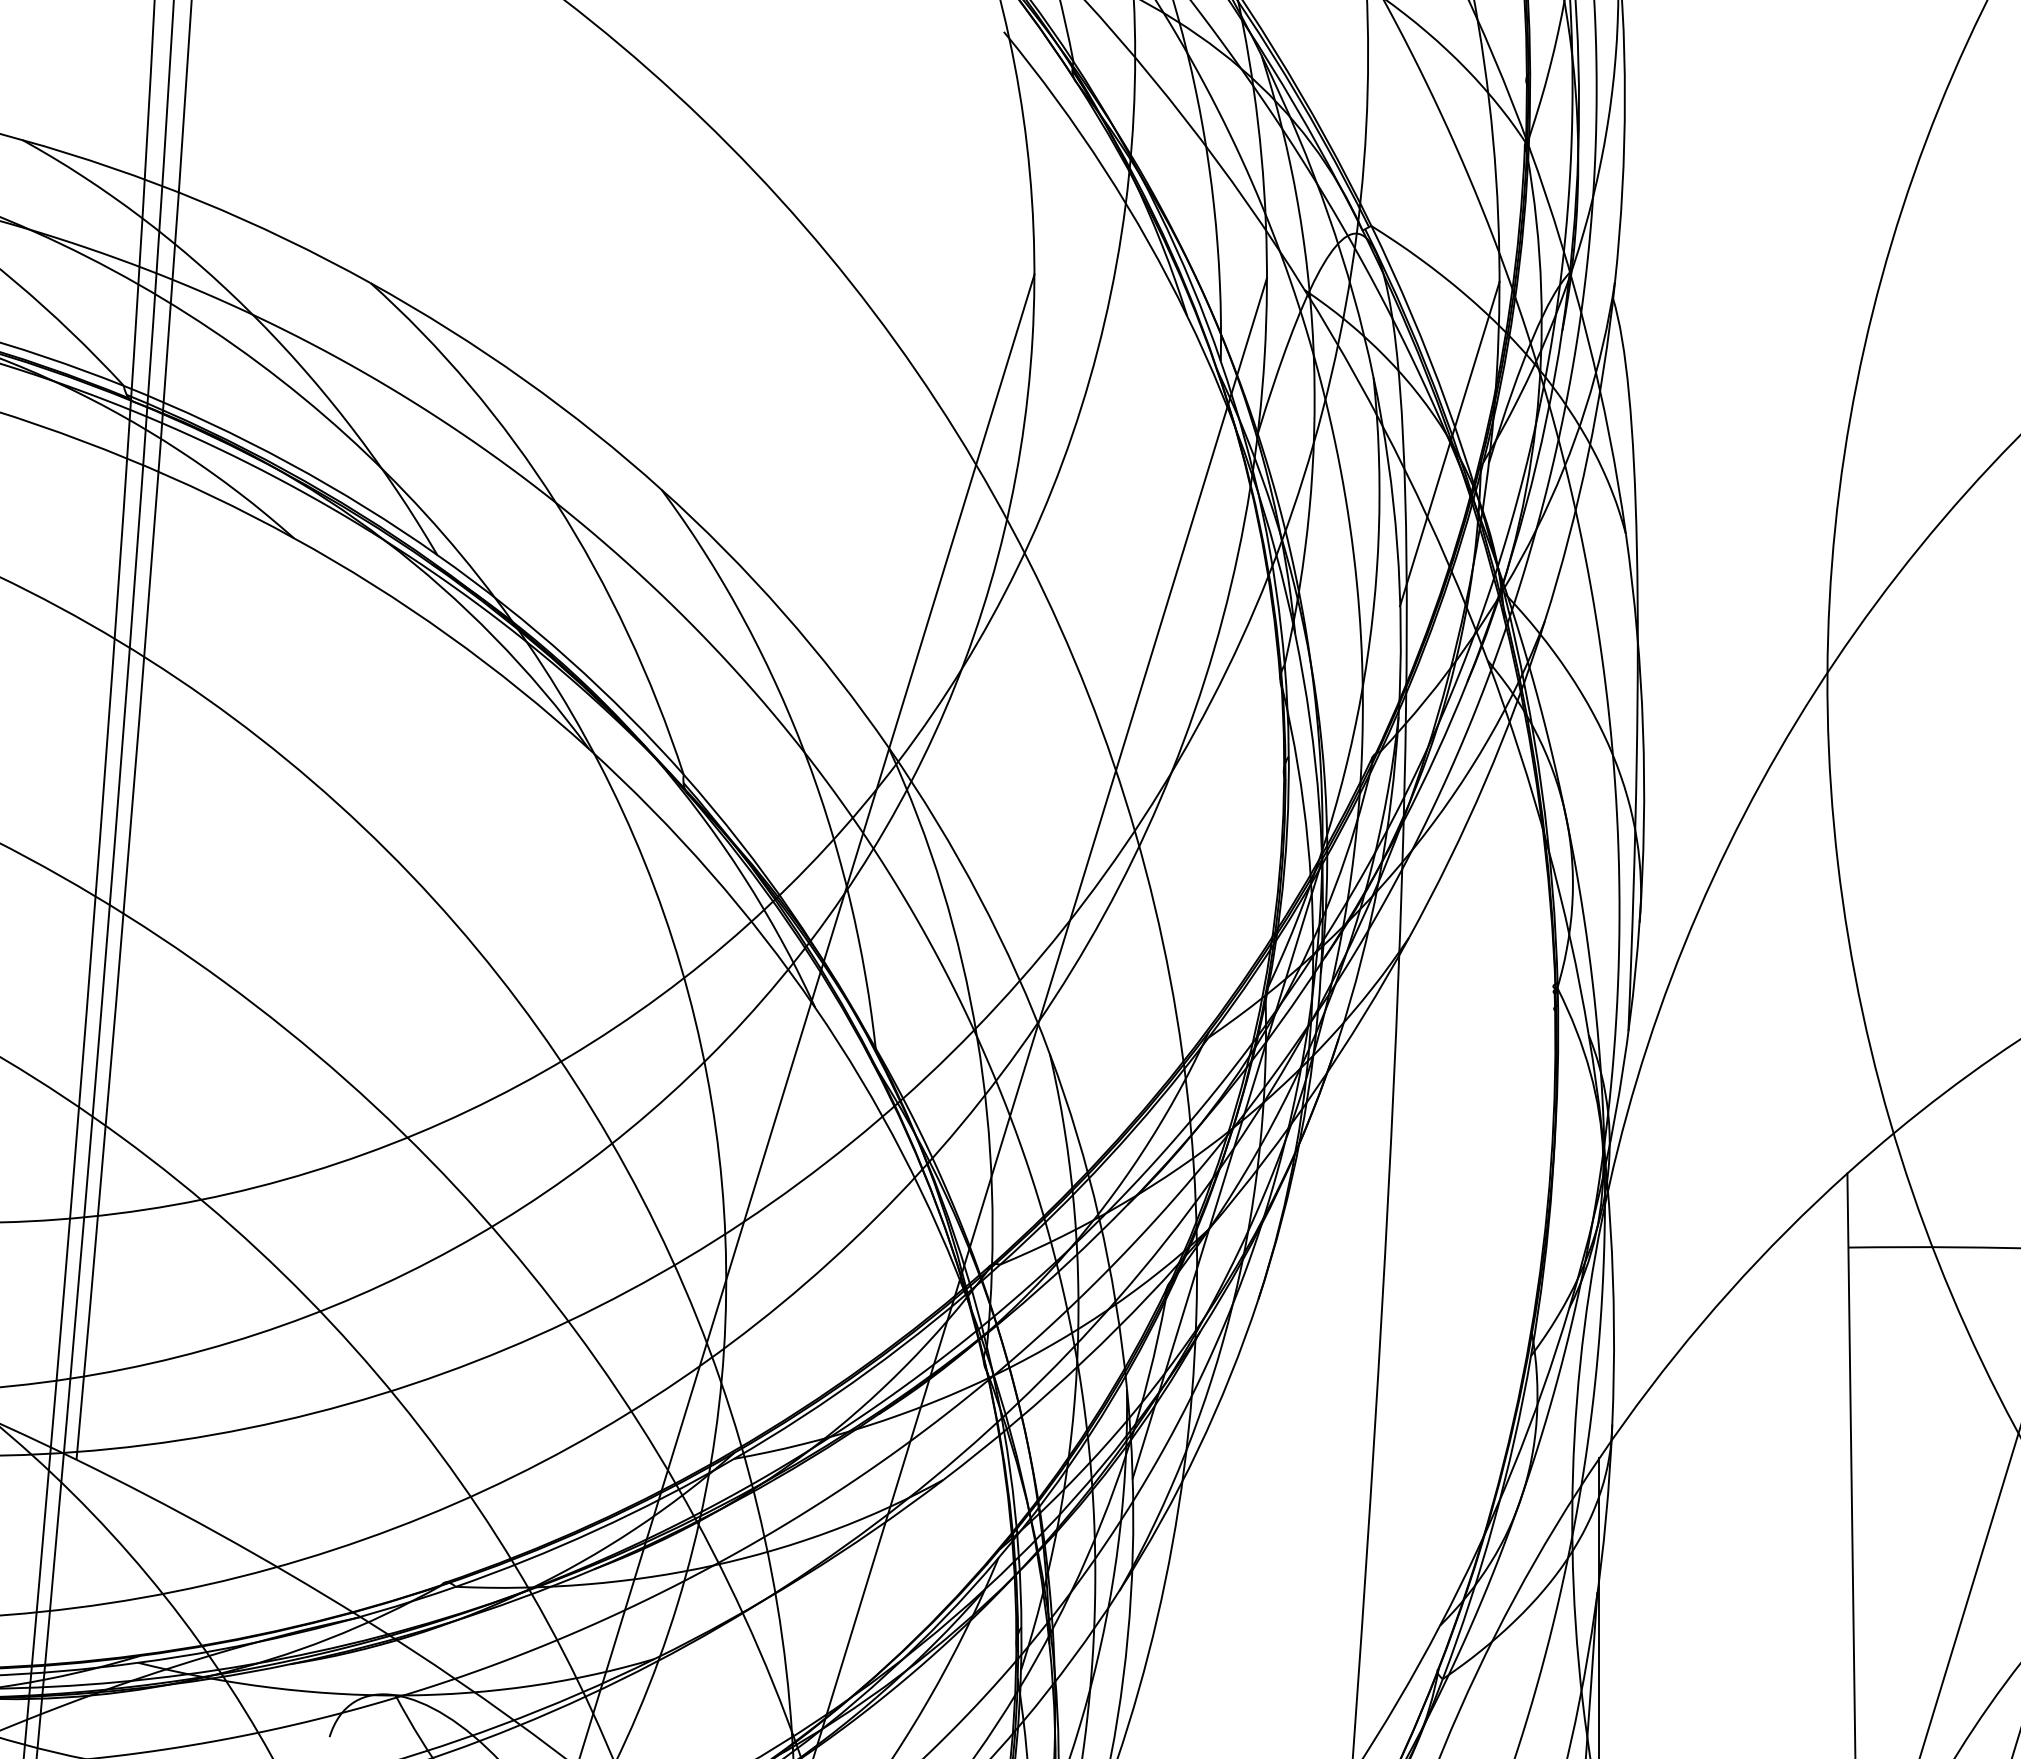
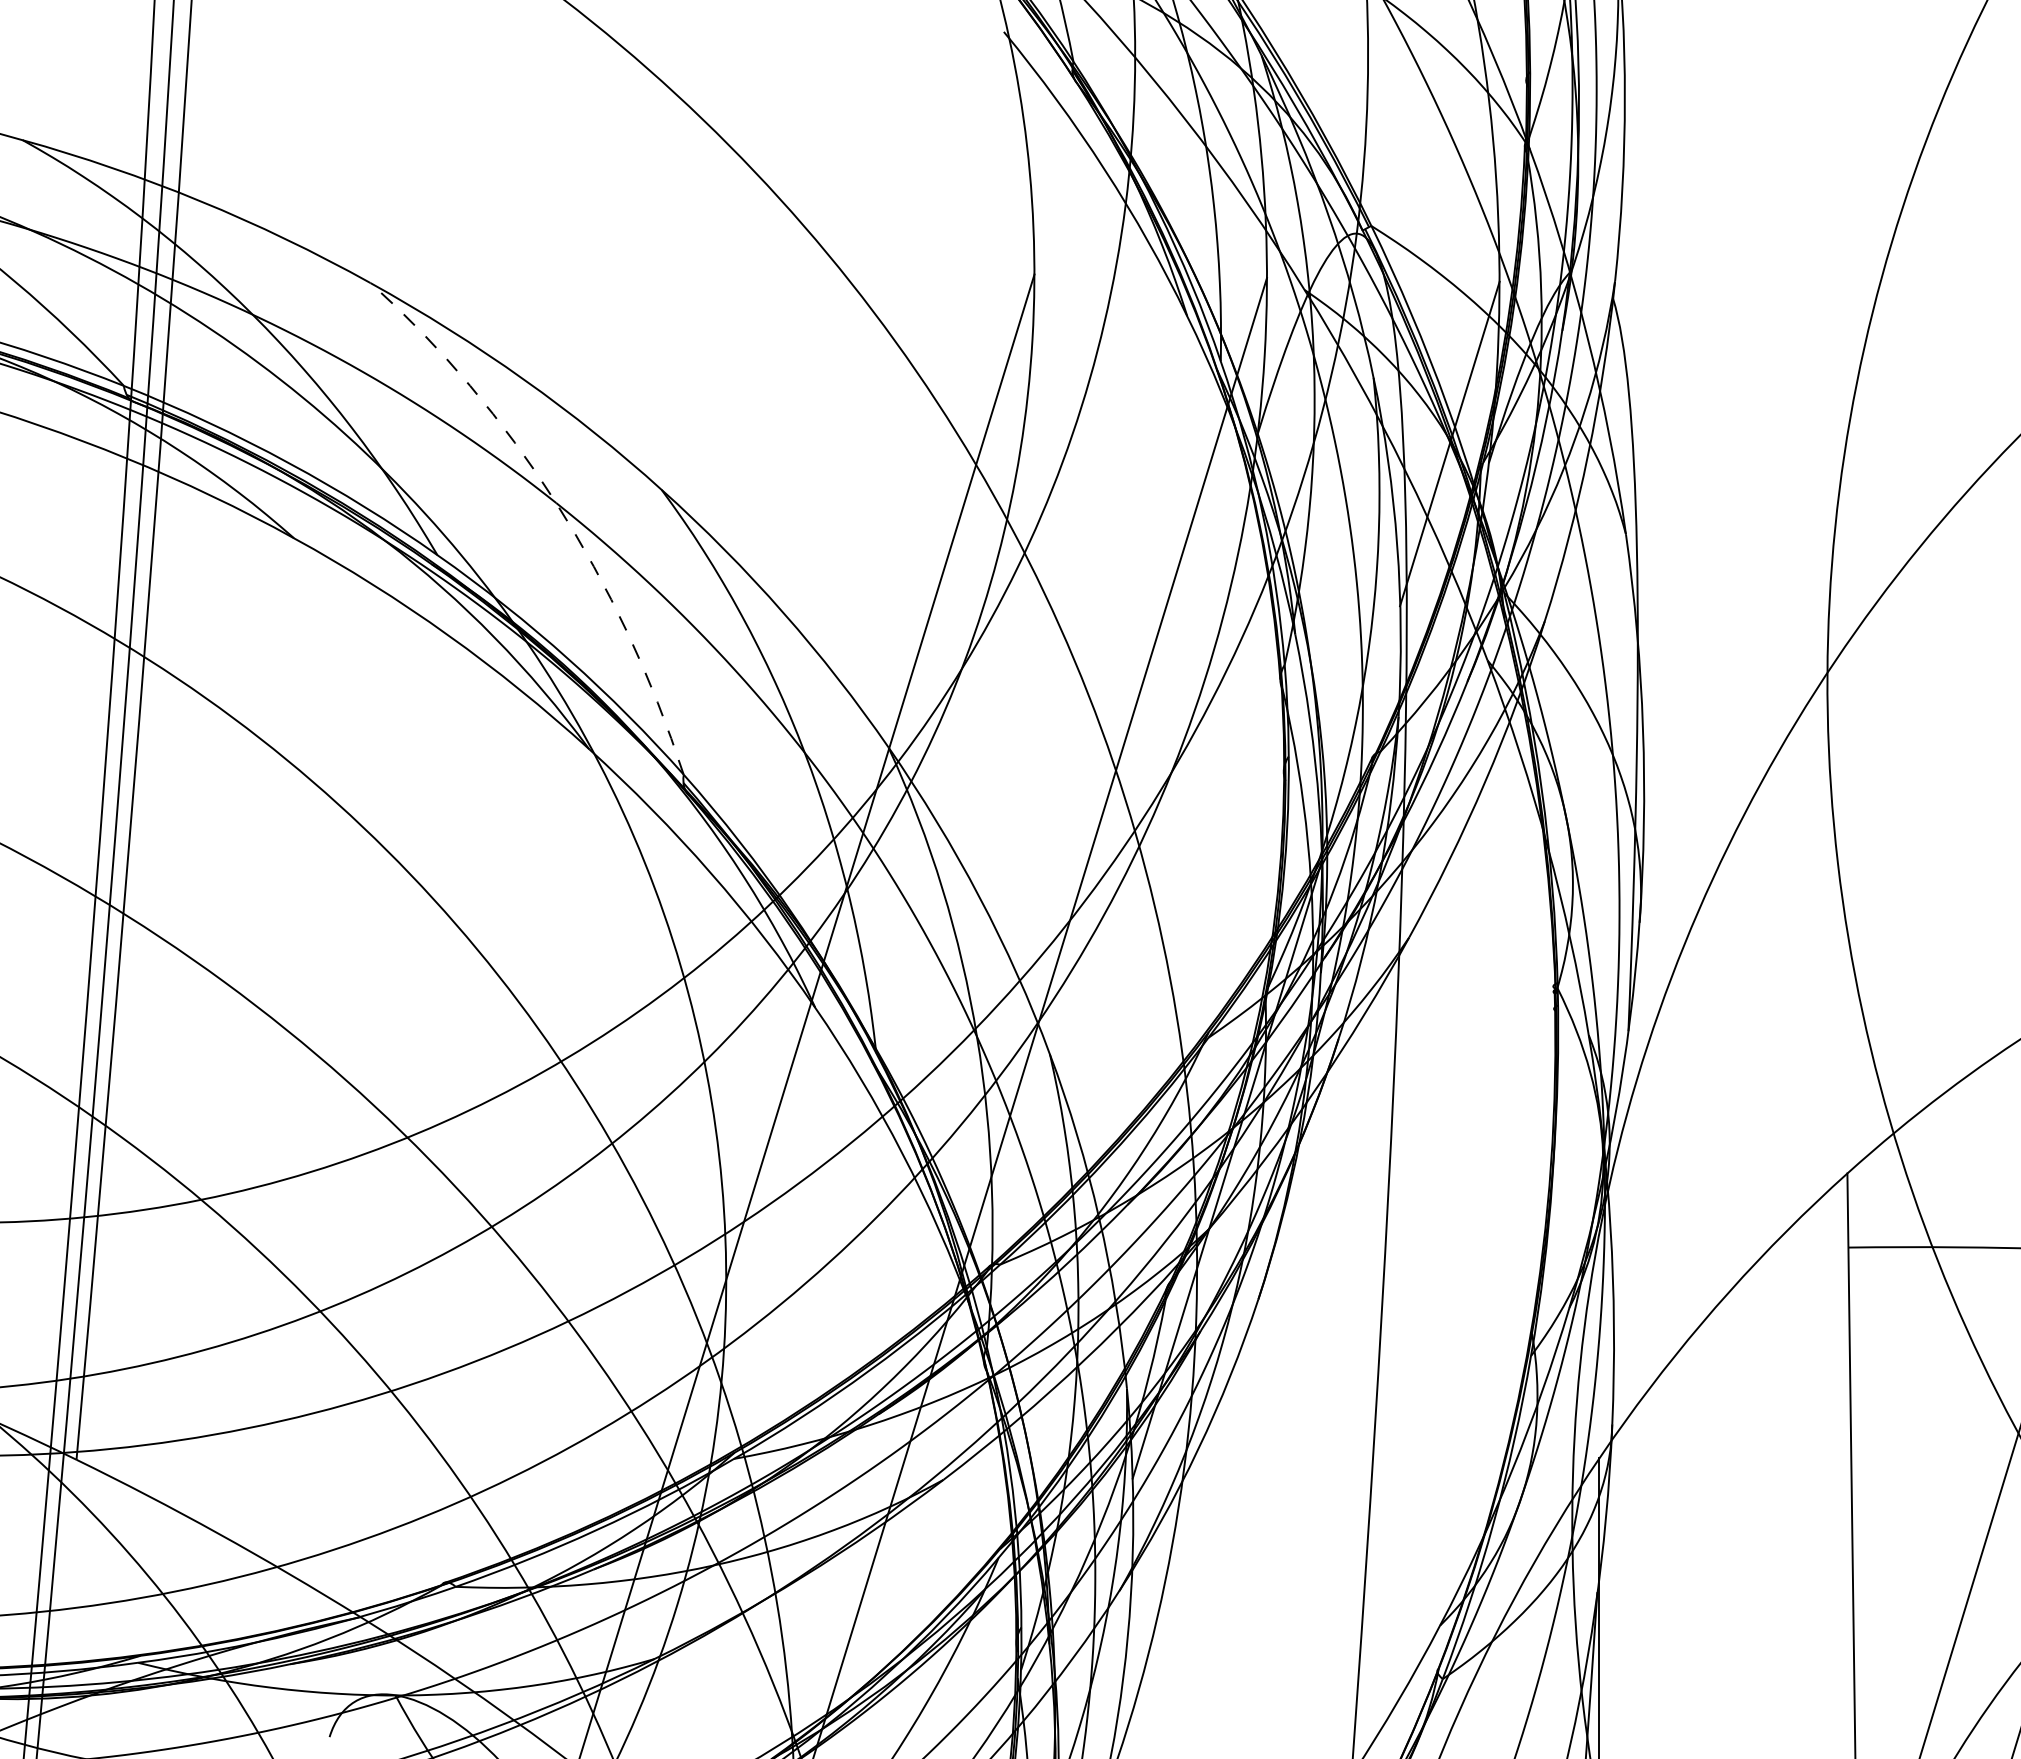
arc: solid -> dashed (558, 507)
